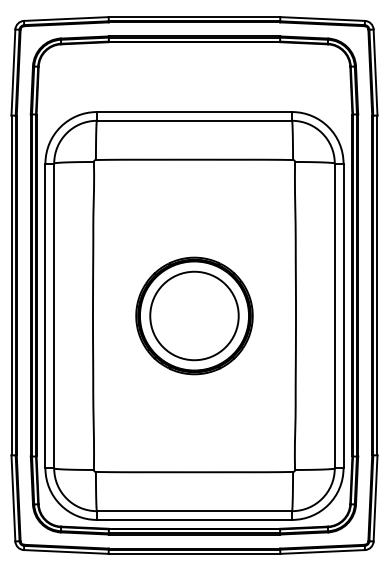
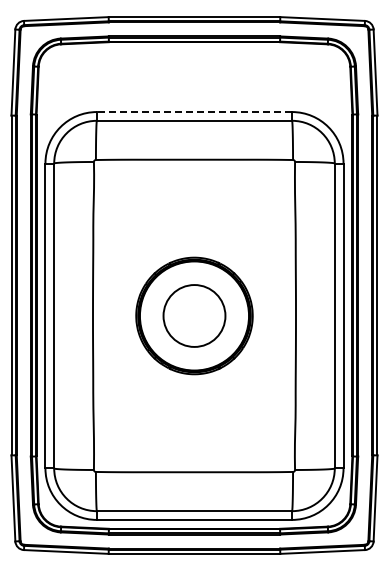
line: solid -> dashed (194, 112)
circle diameter: 88 px -> 62 px (194, 315)
